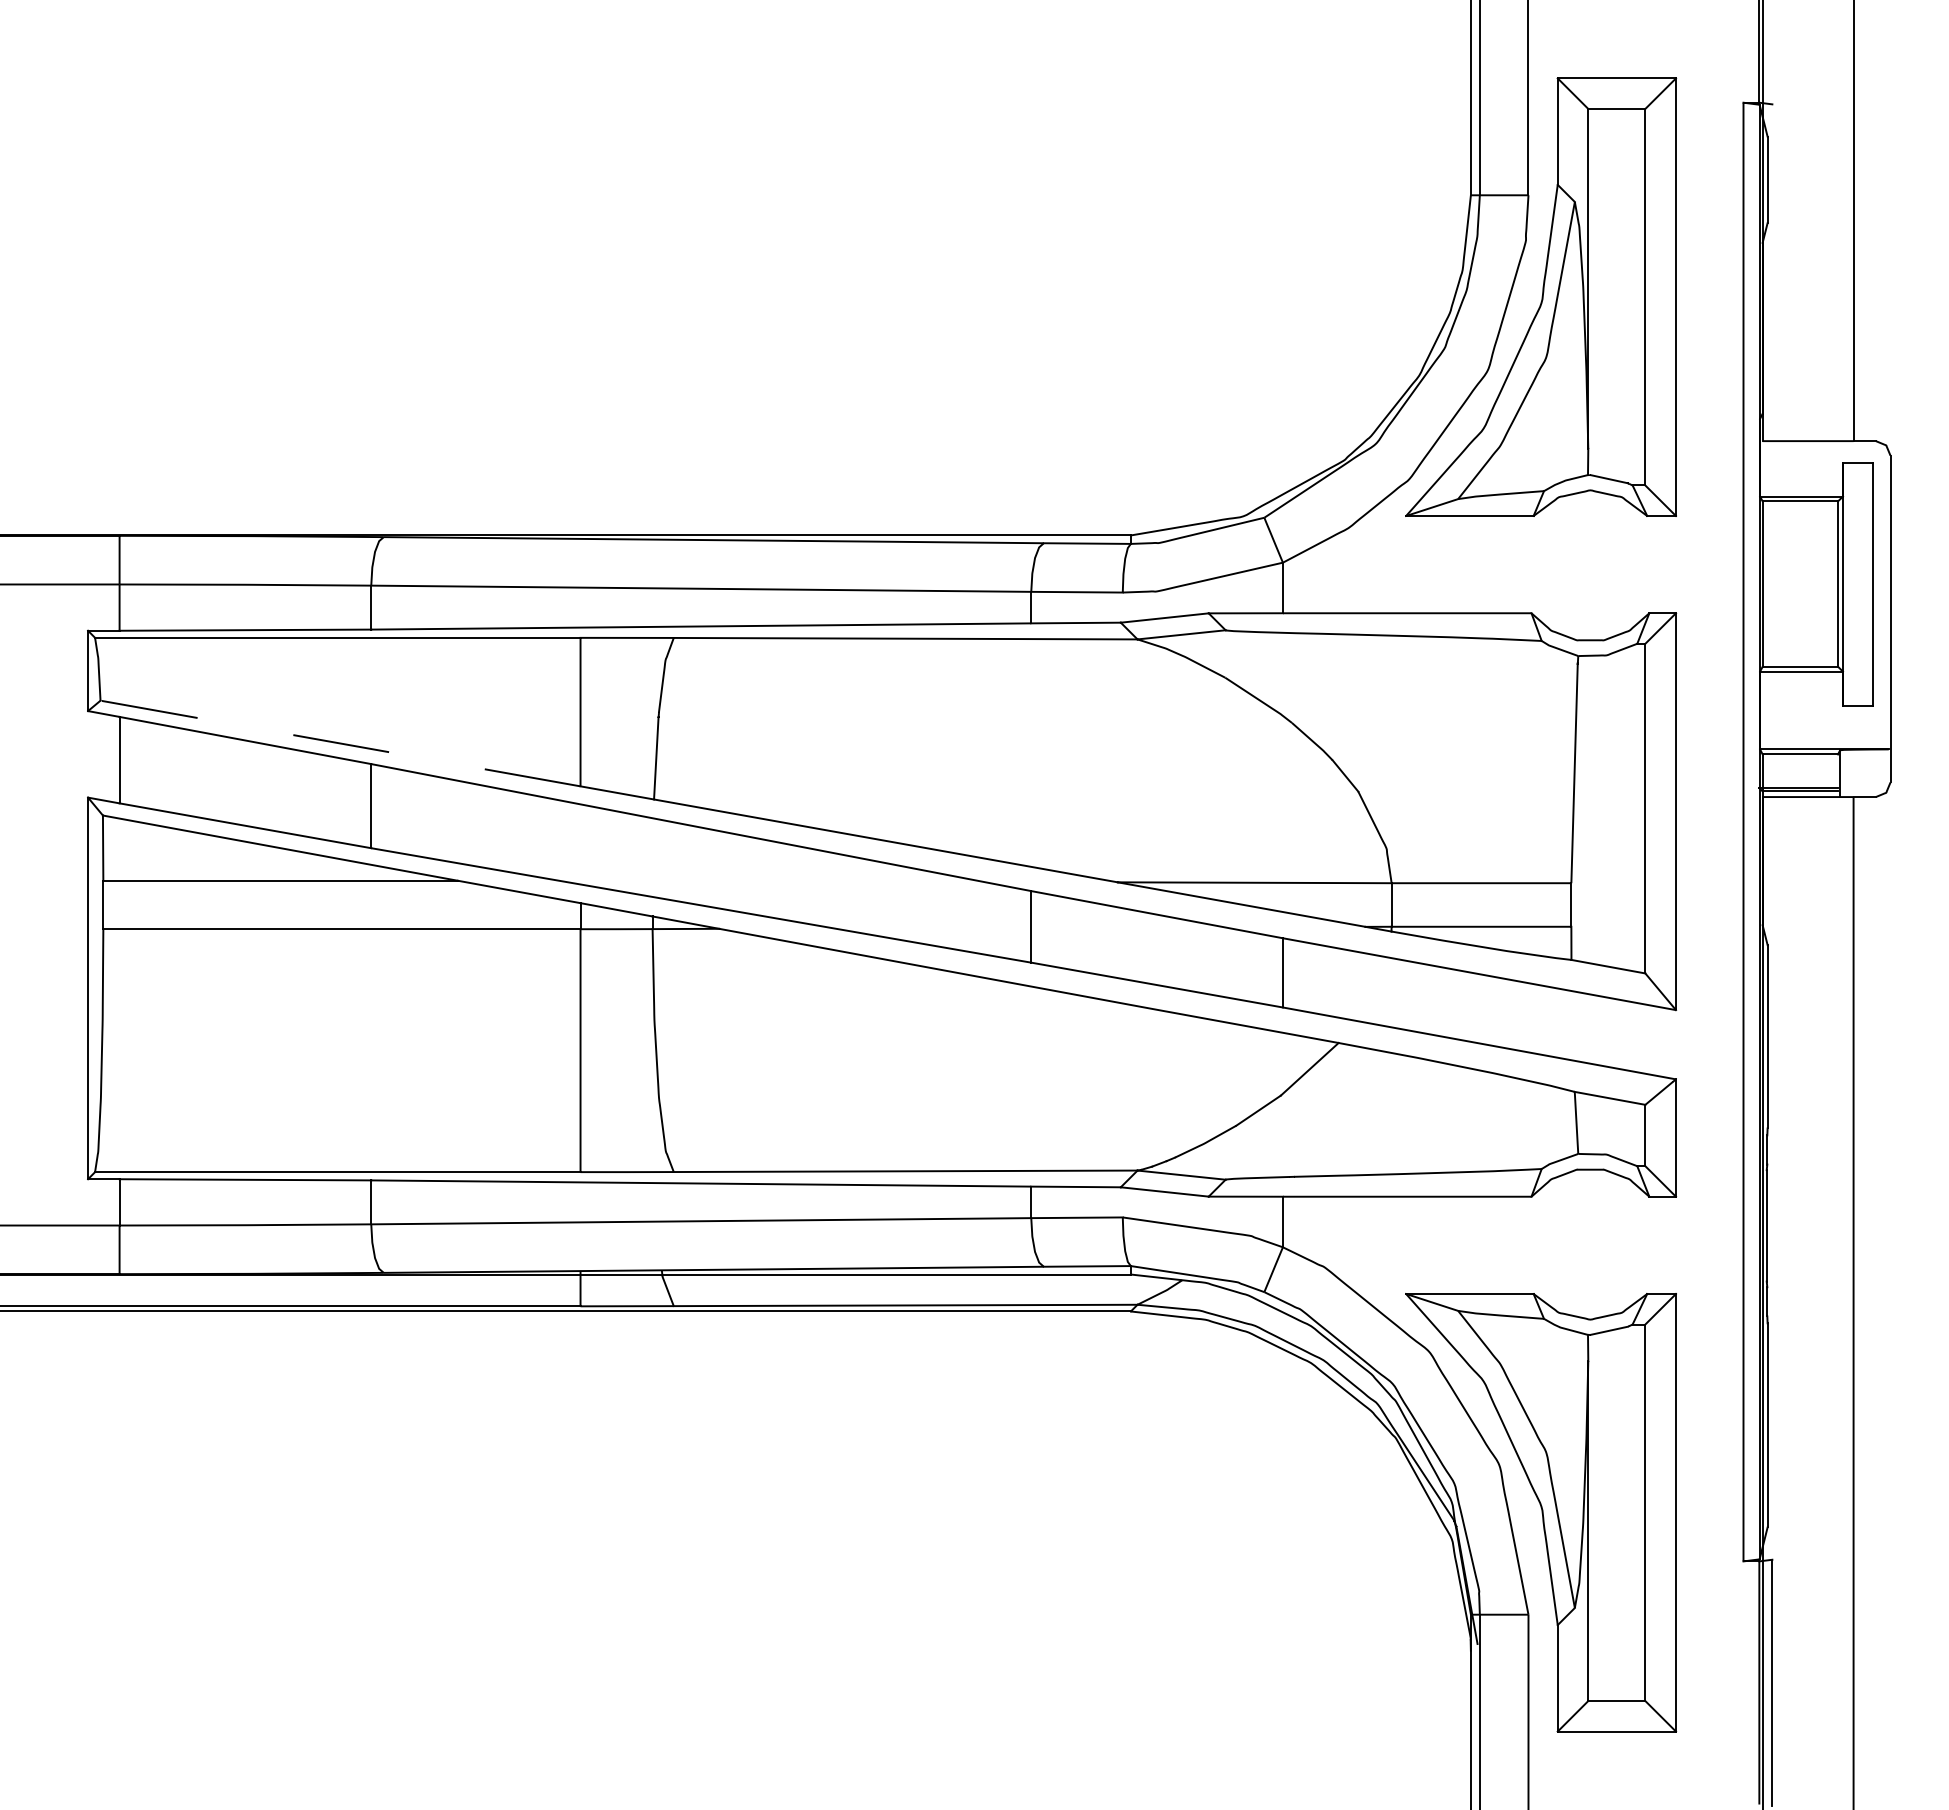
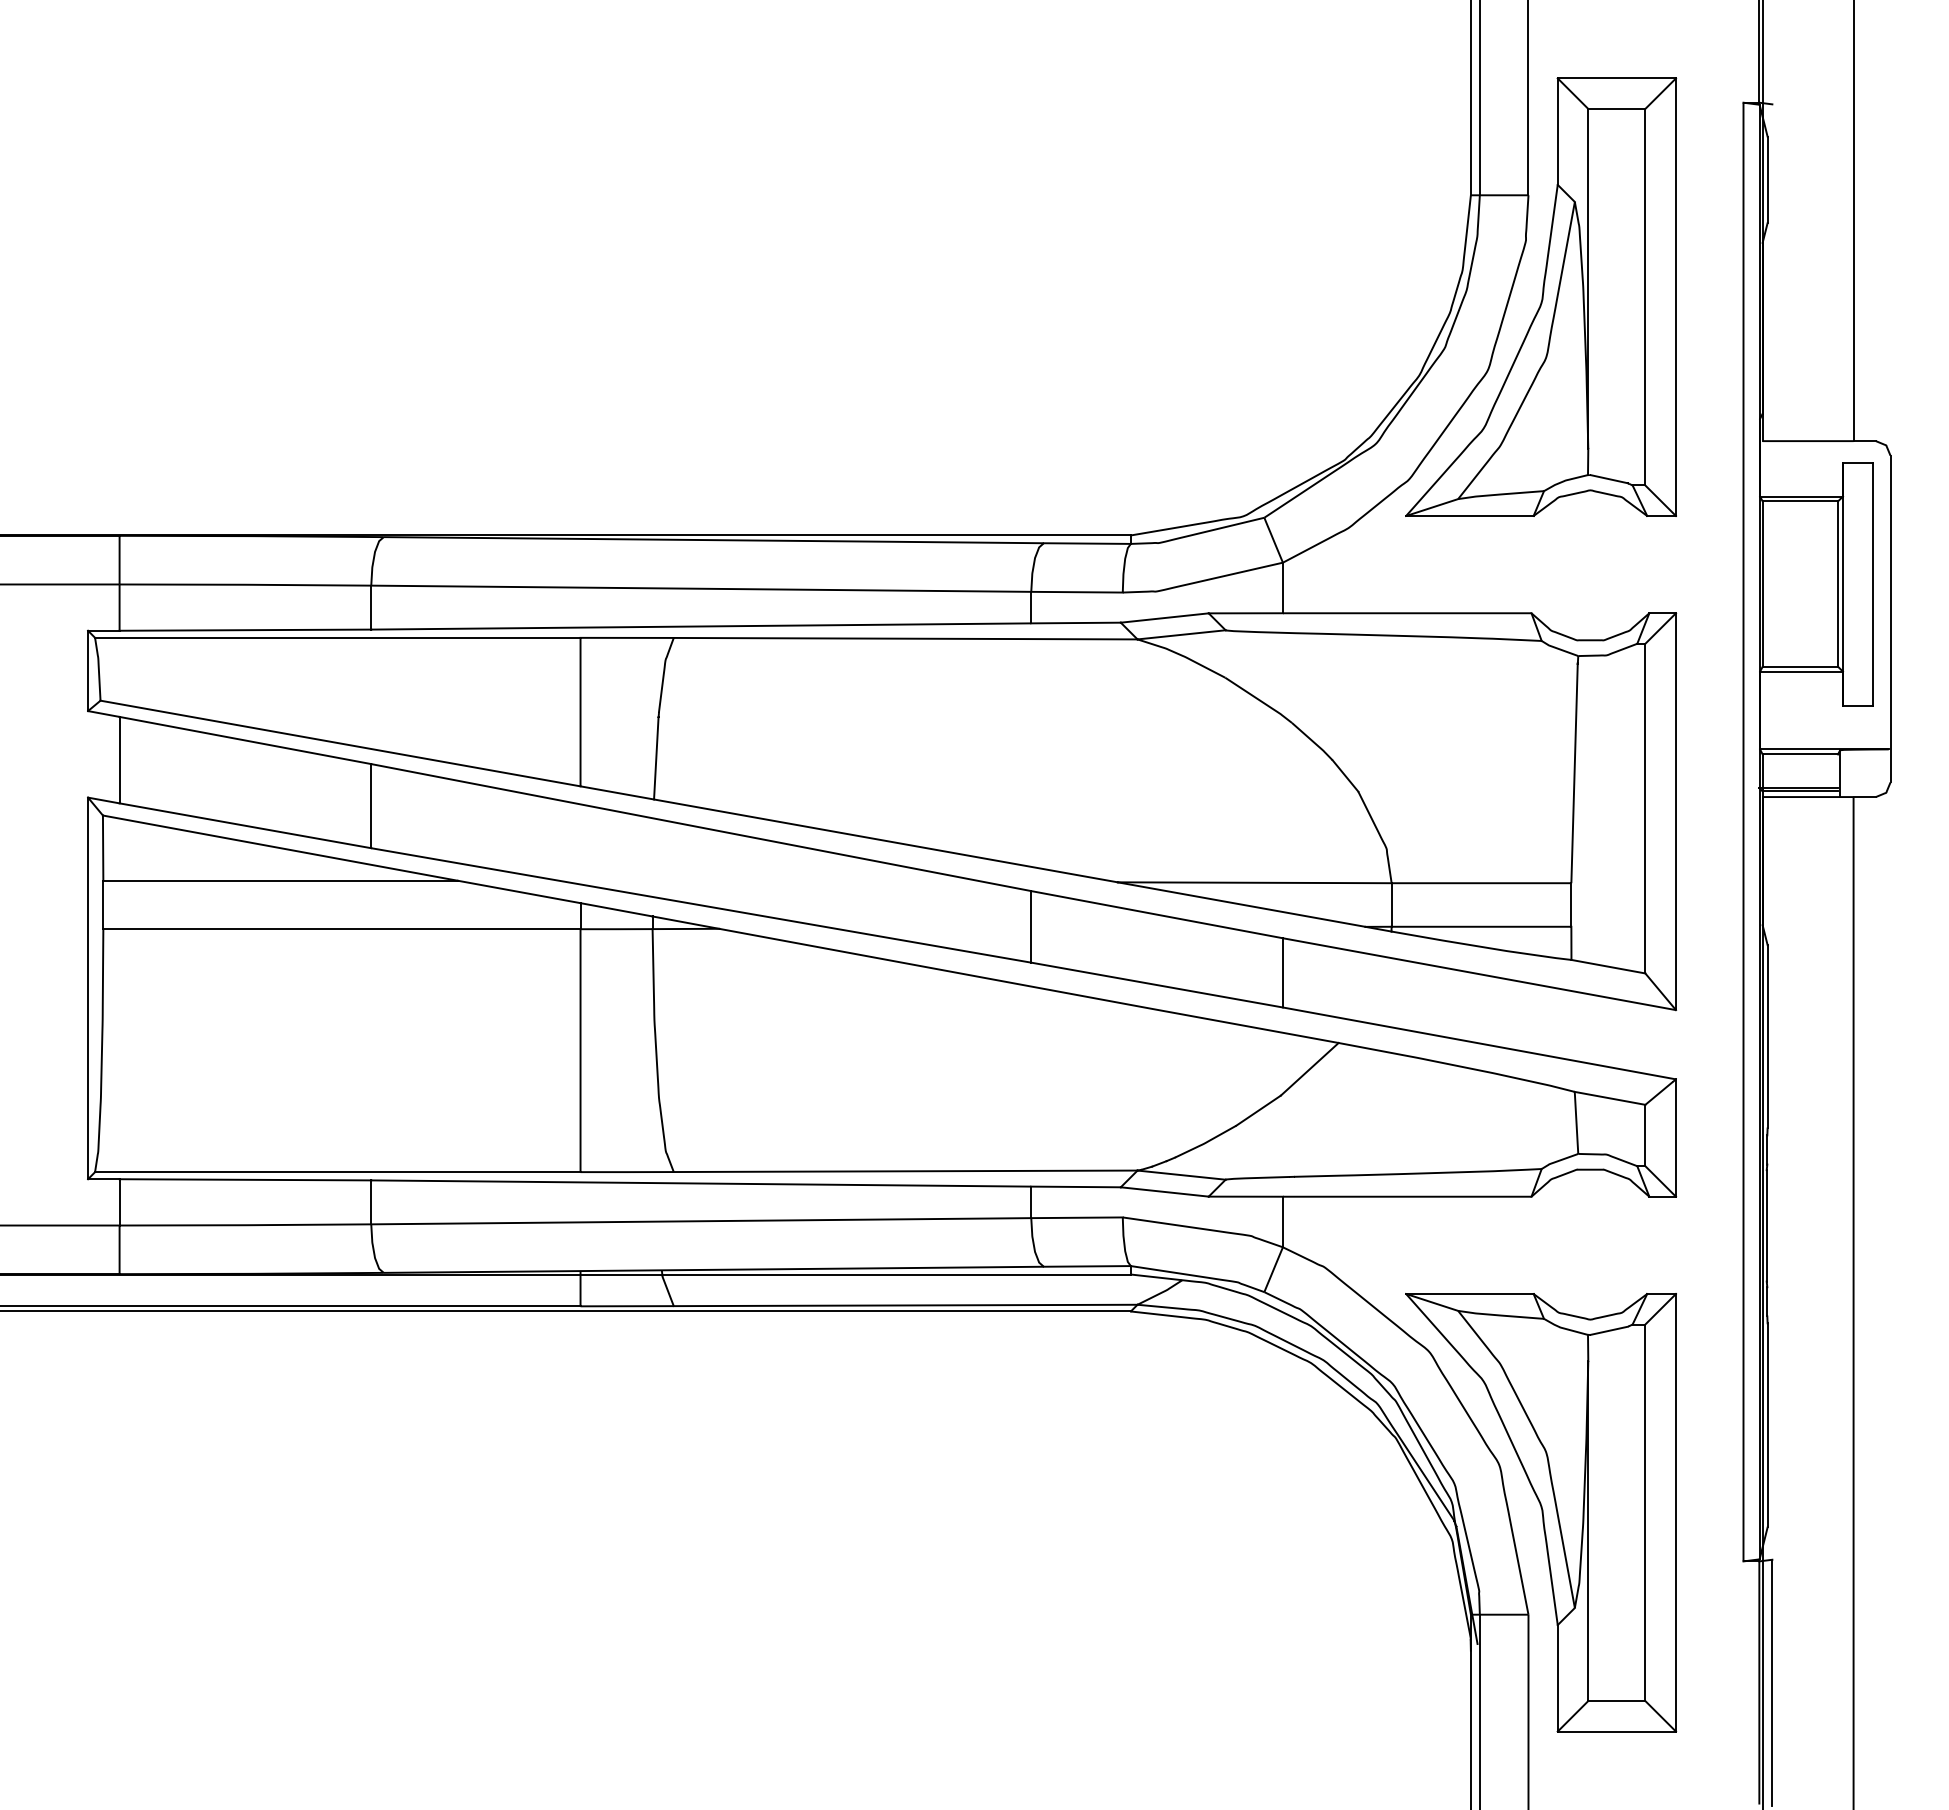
line: dashed -> solid (340, 743)
